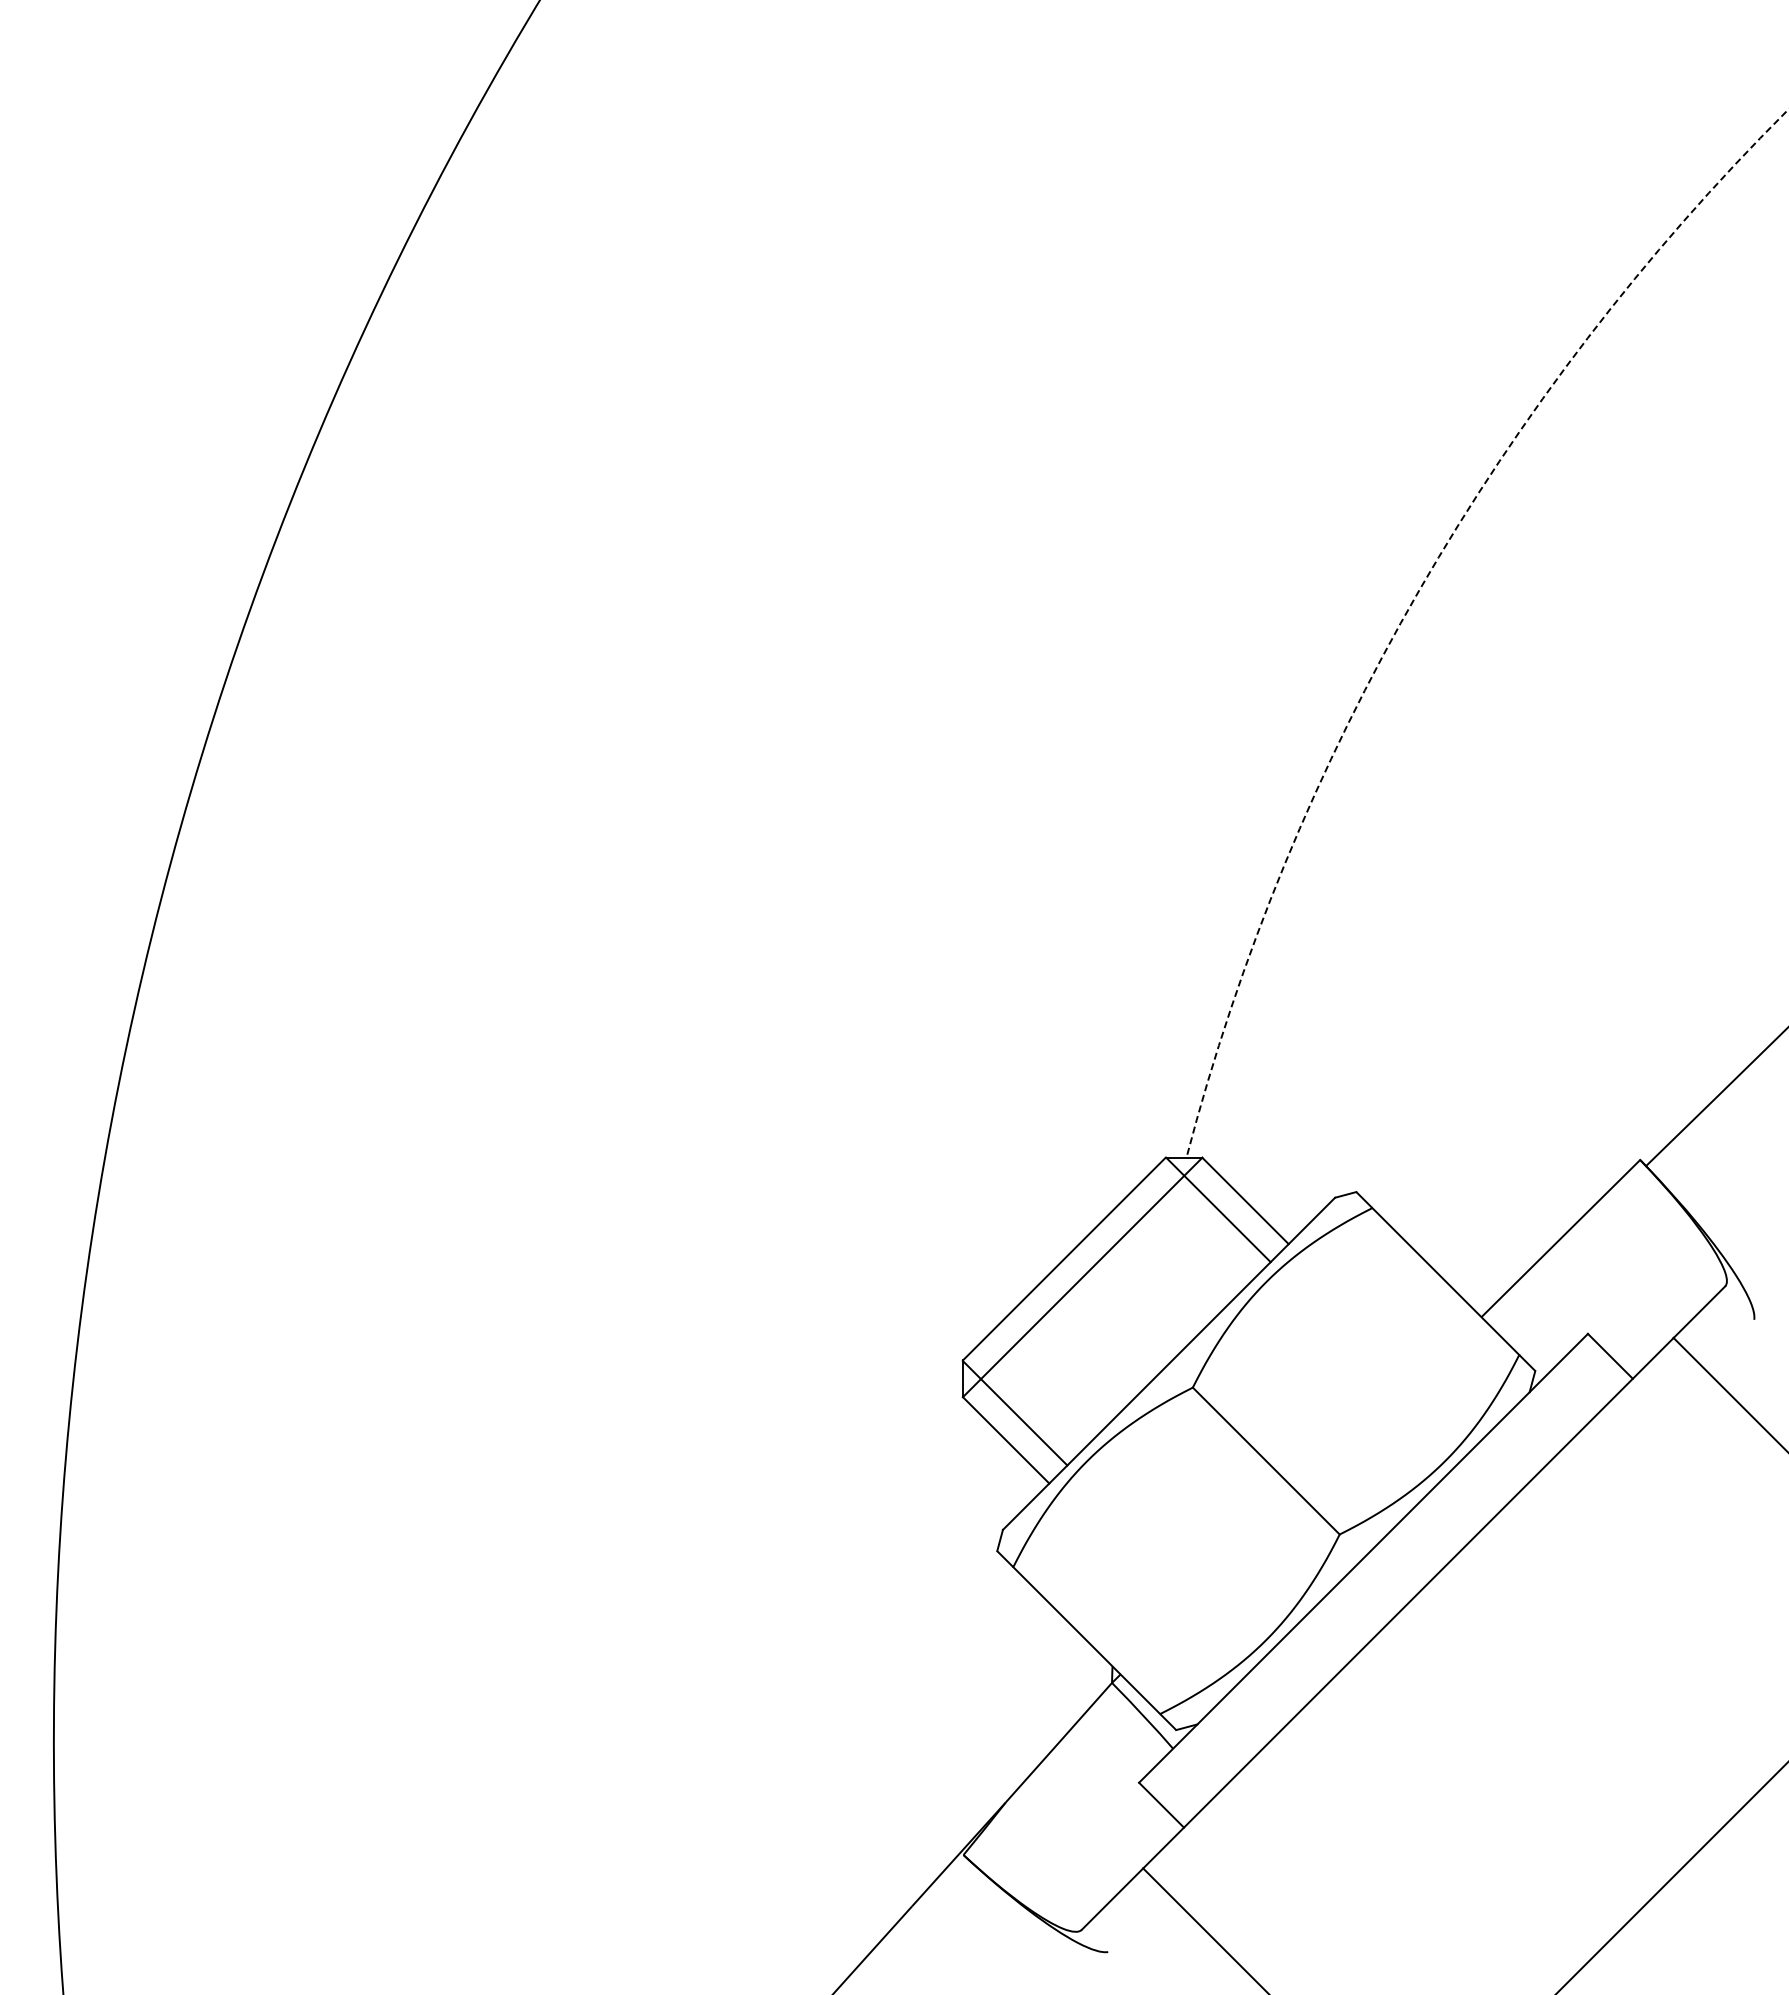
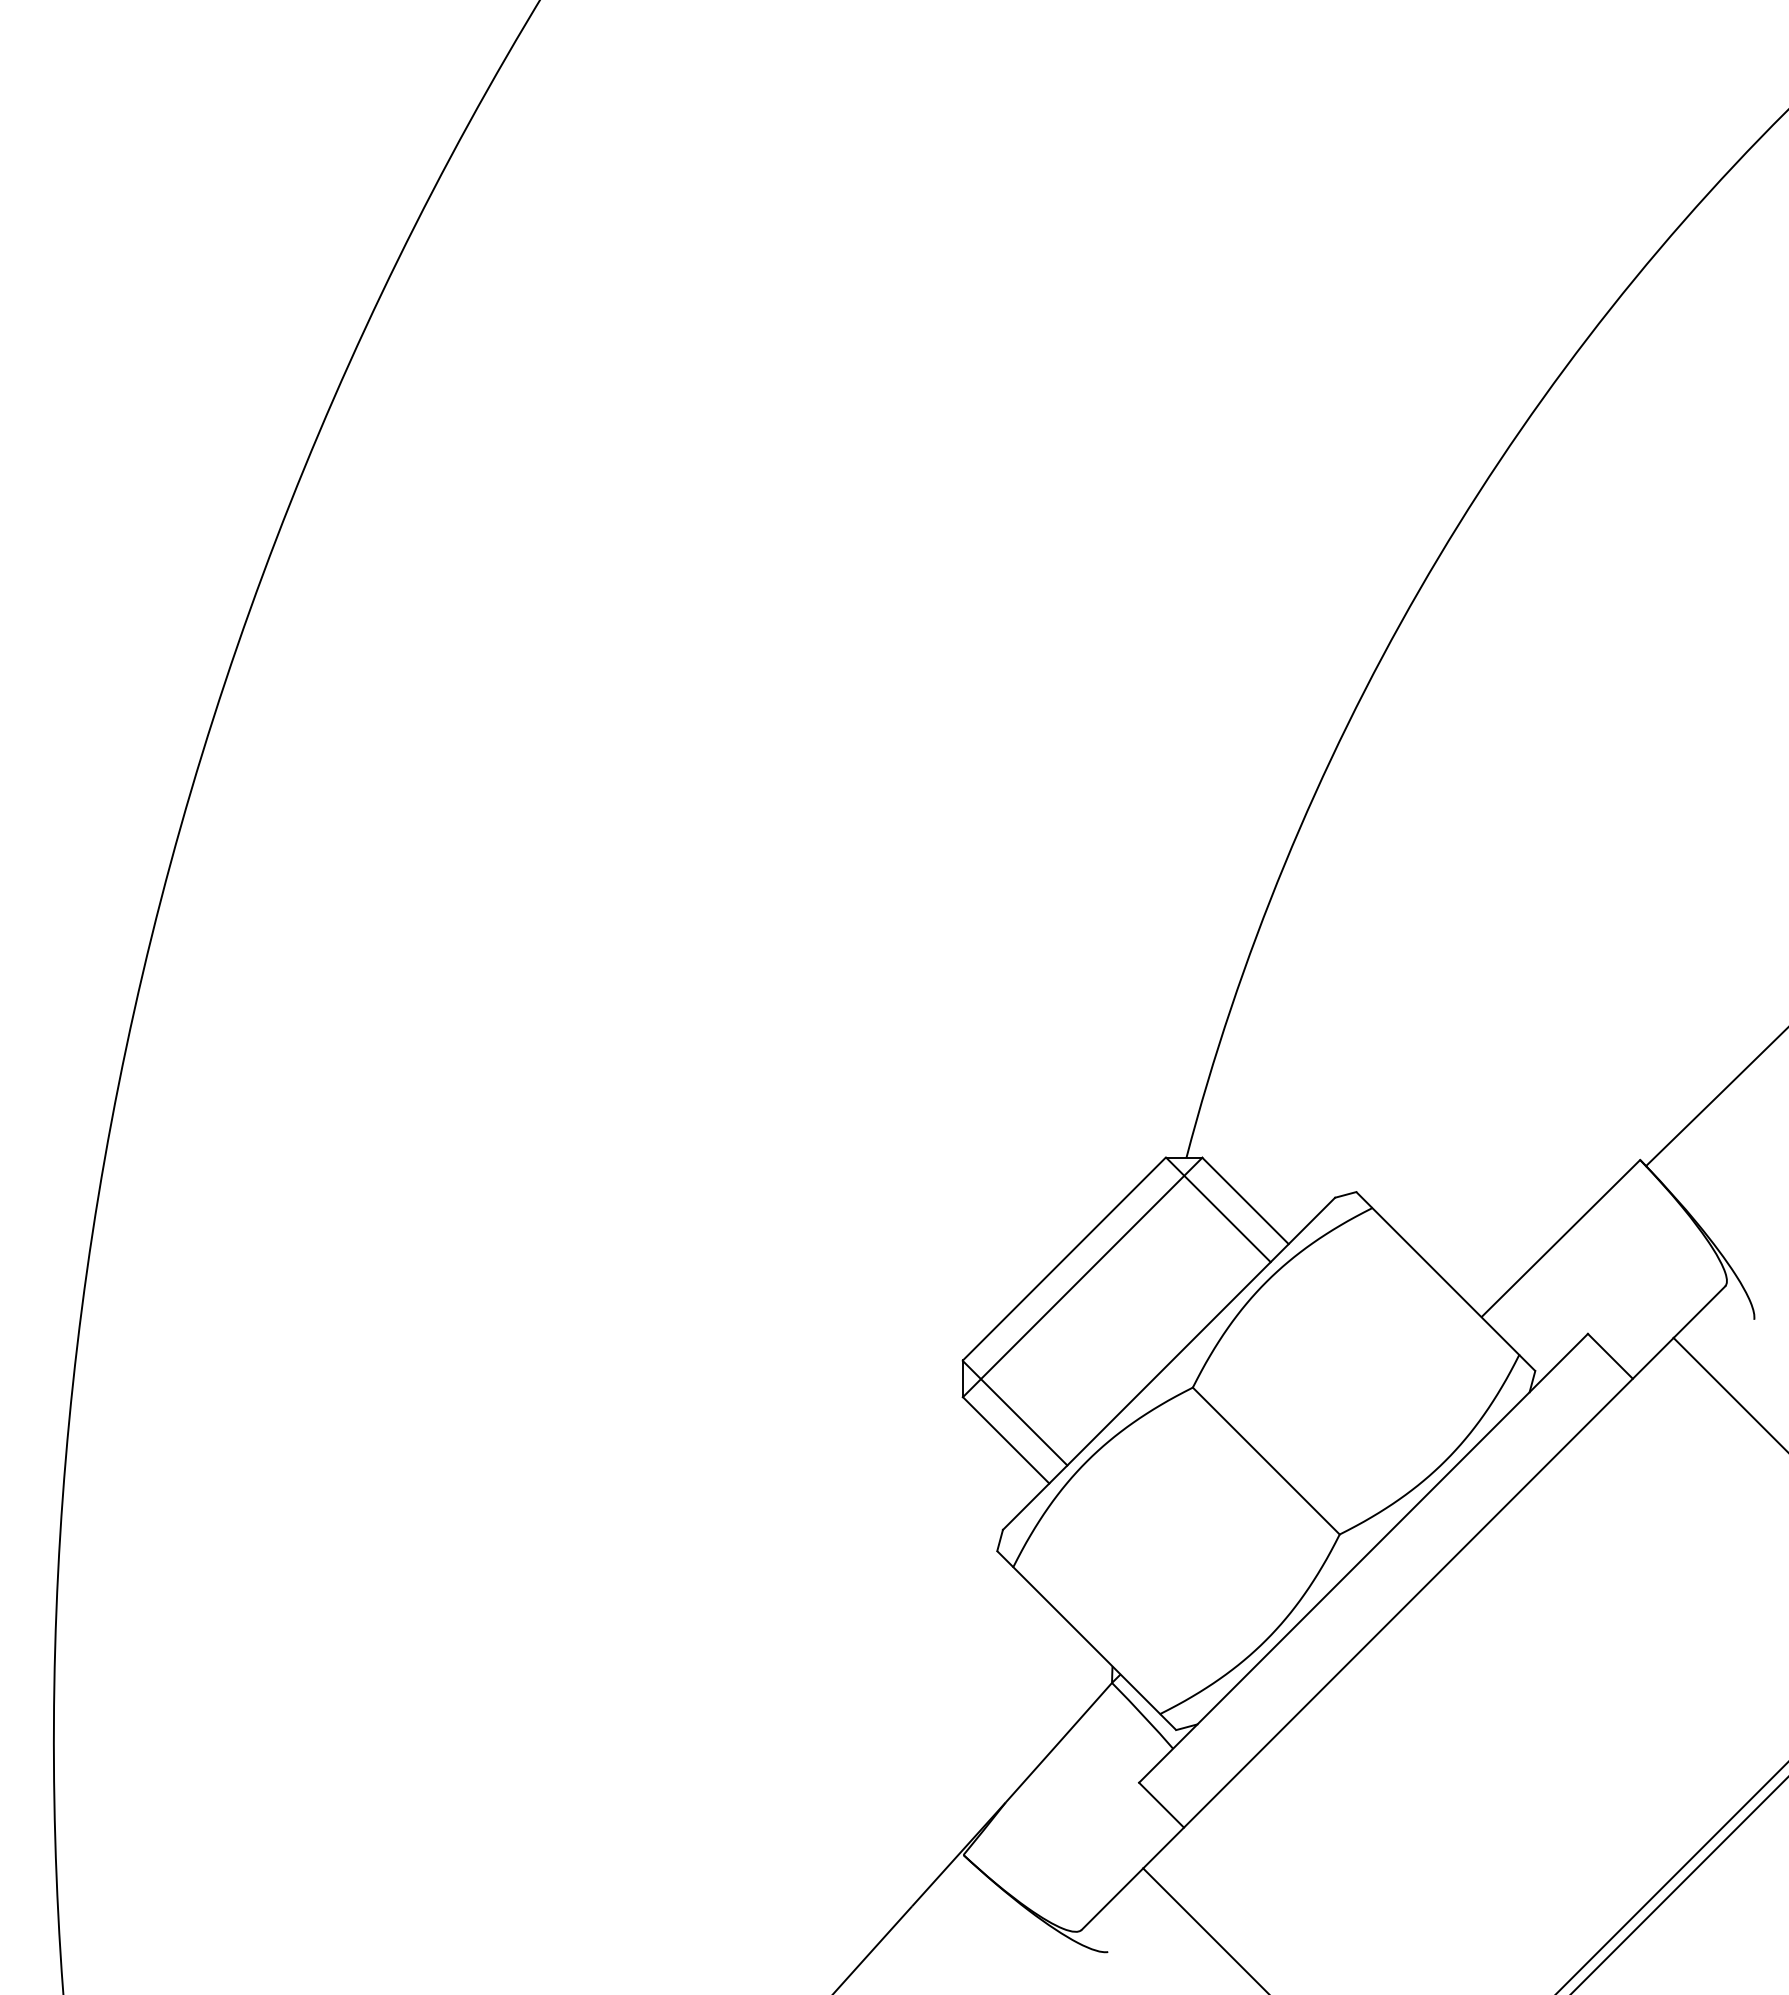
arc: dashed -> solid (1416, 595)
line: none -> present (1679, 1885)
